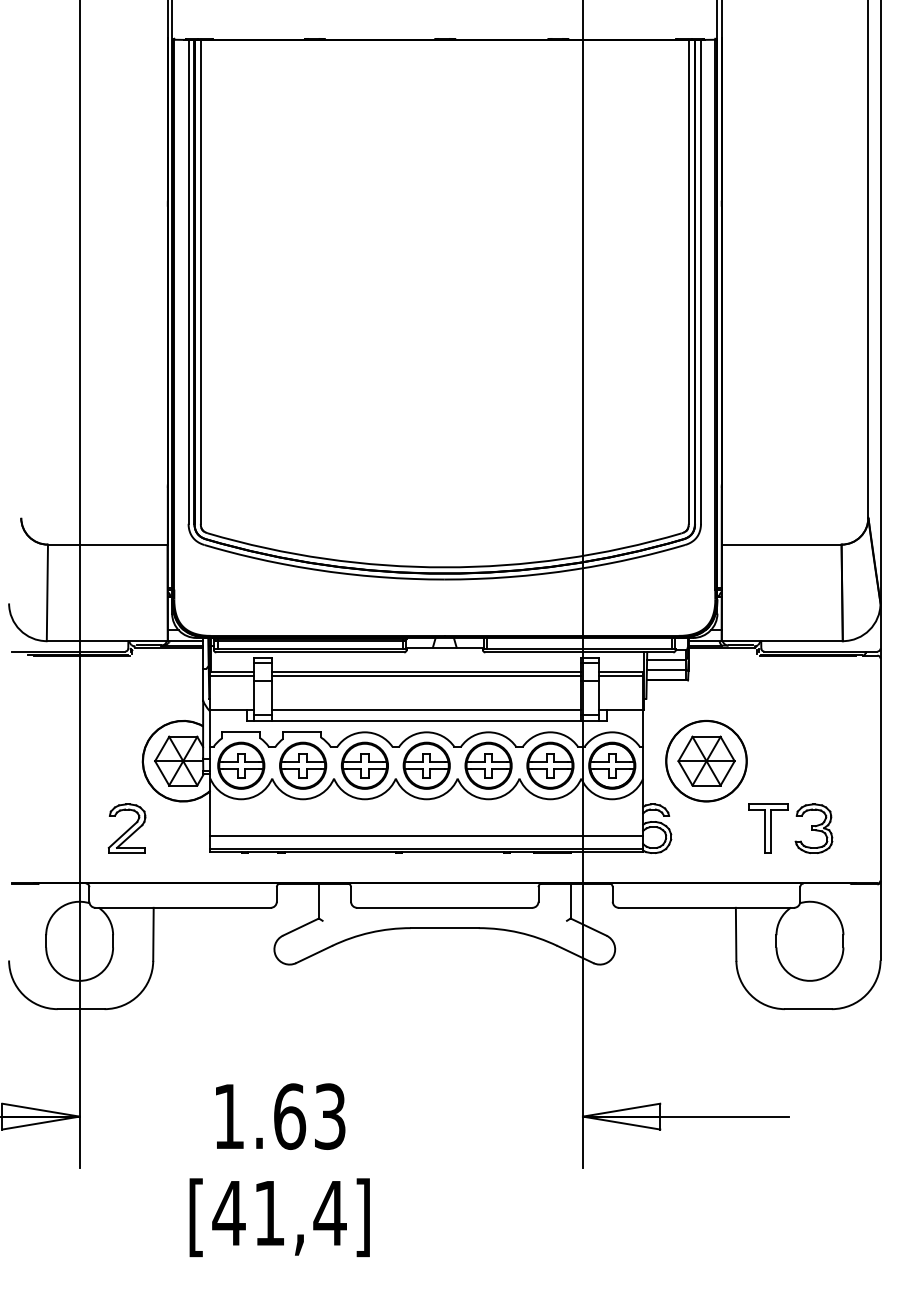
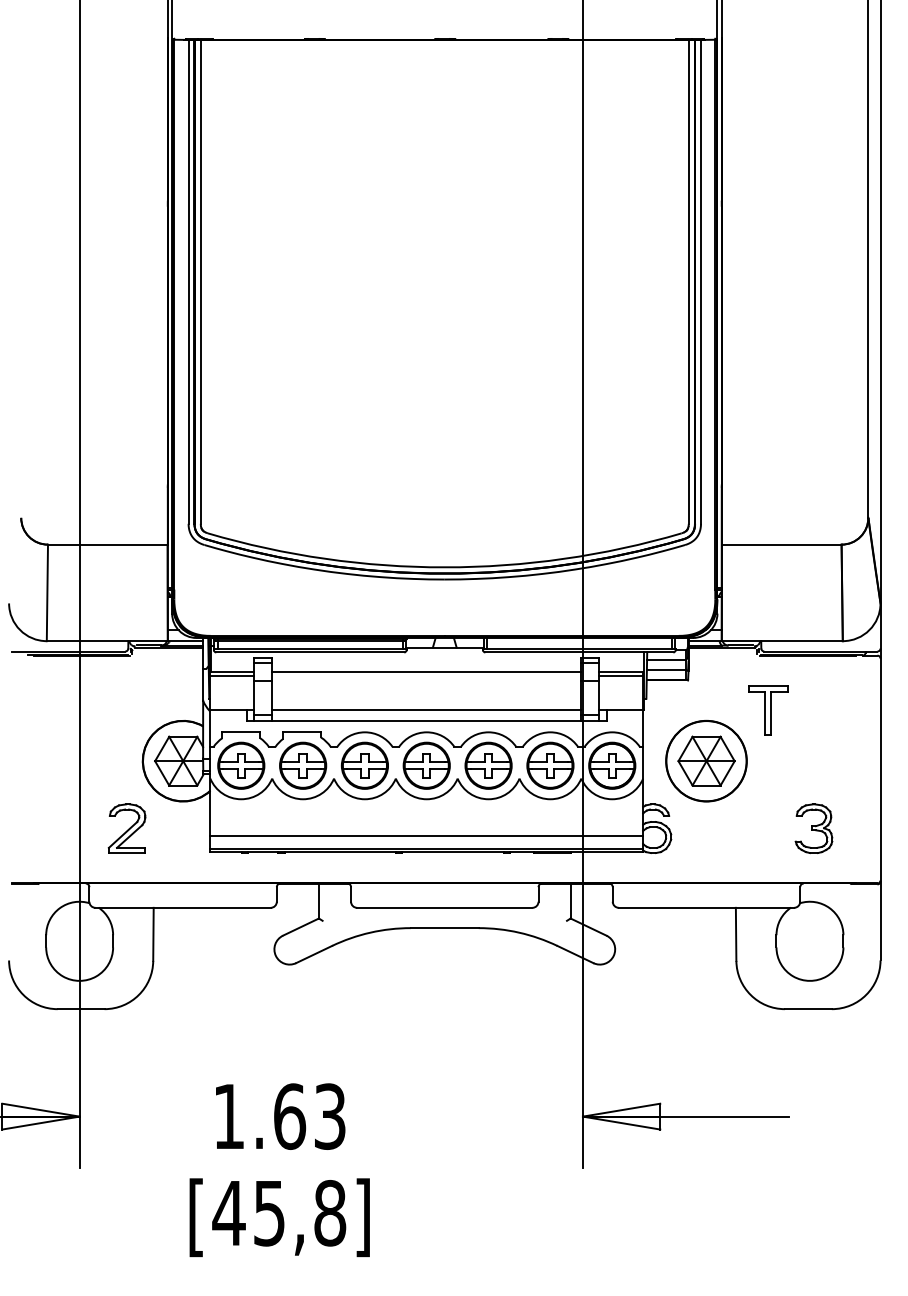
line: present -> none (426, 675)
part position: (768, 828) -> (768, 710) (768, 710)
text: [41,4] -> [45,8] (300, 1213)
